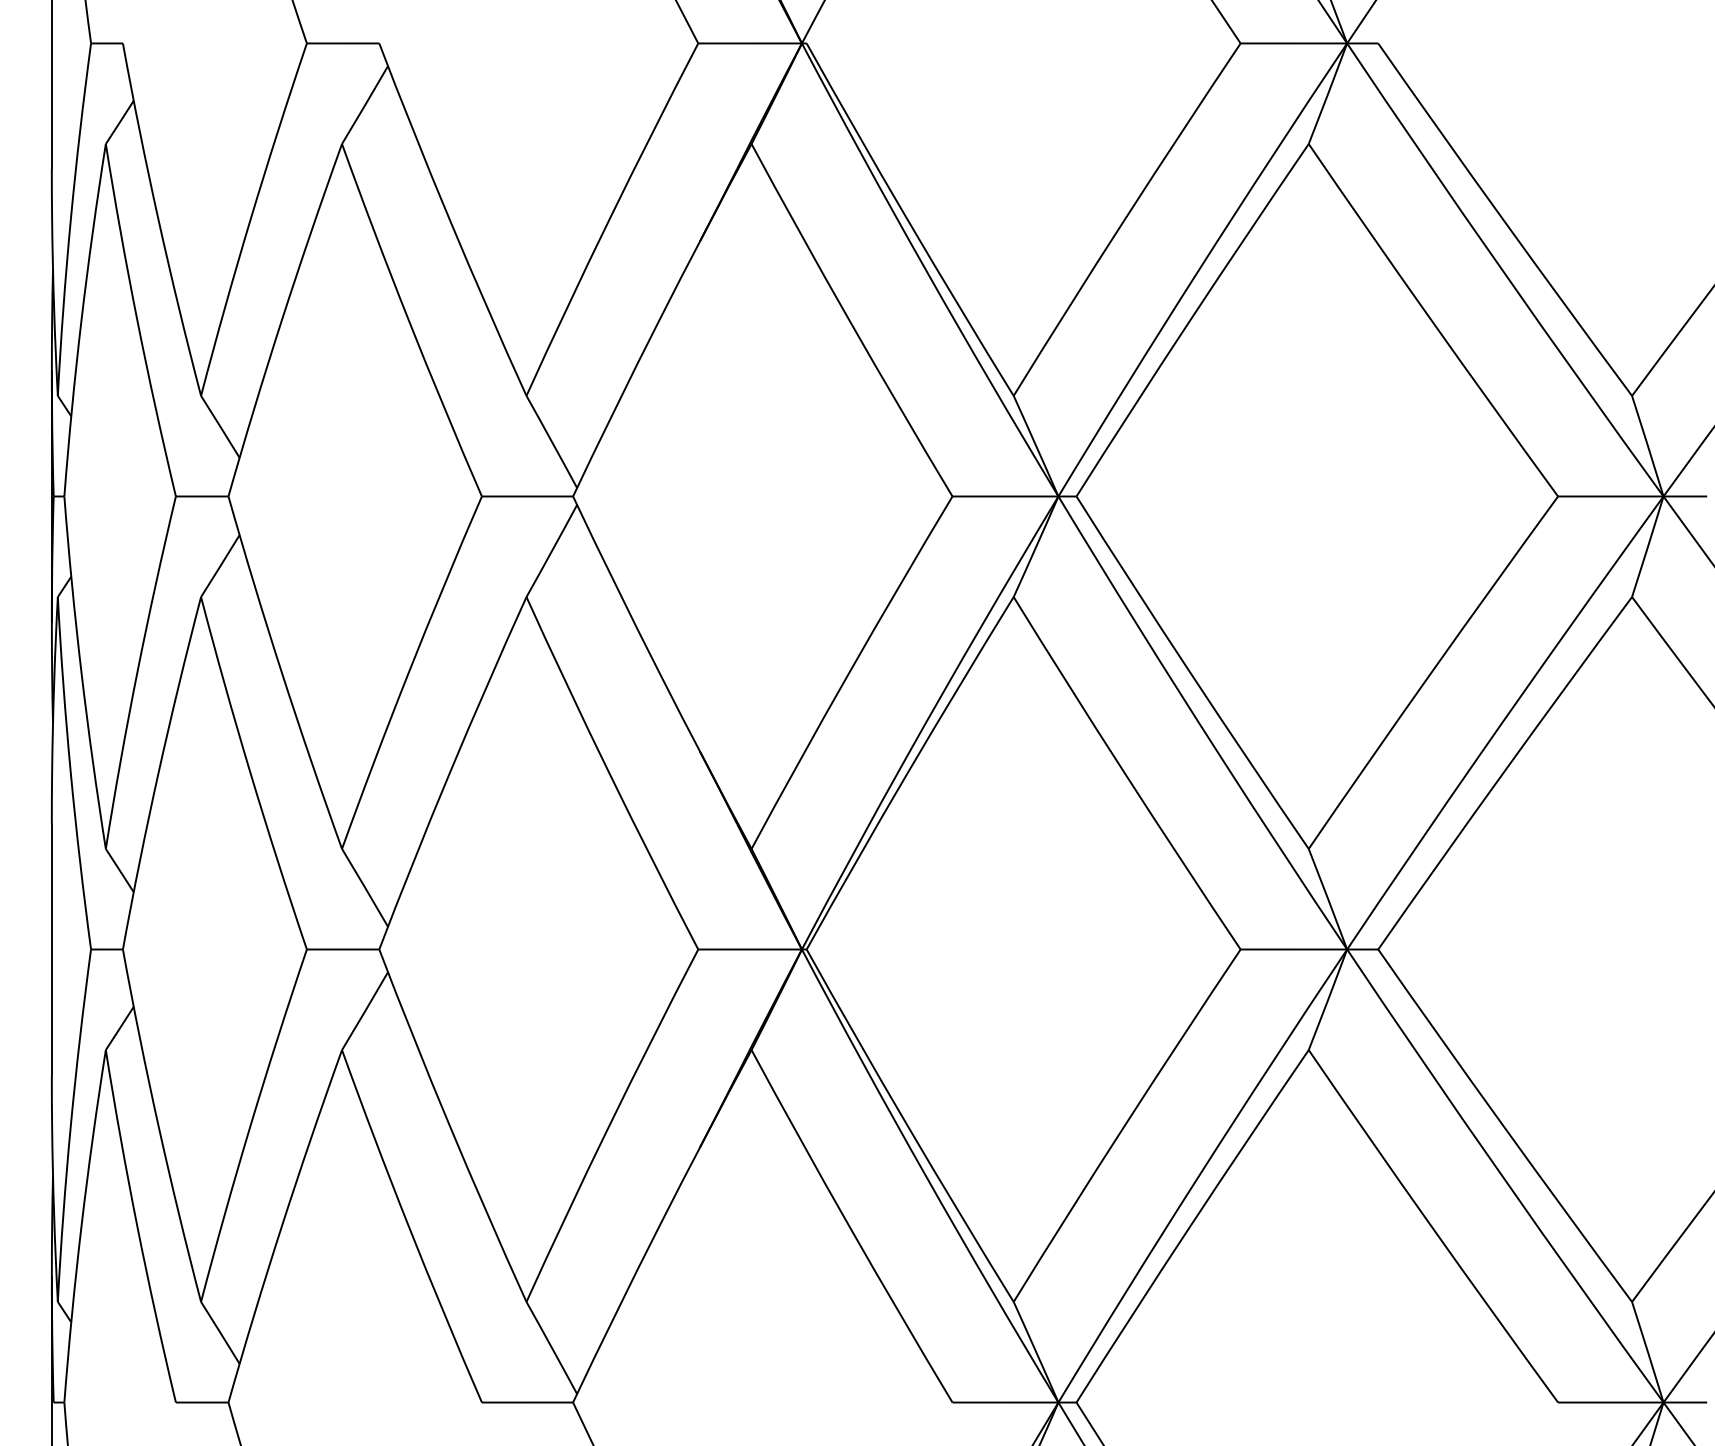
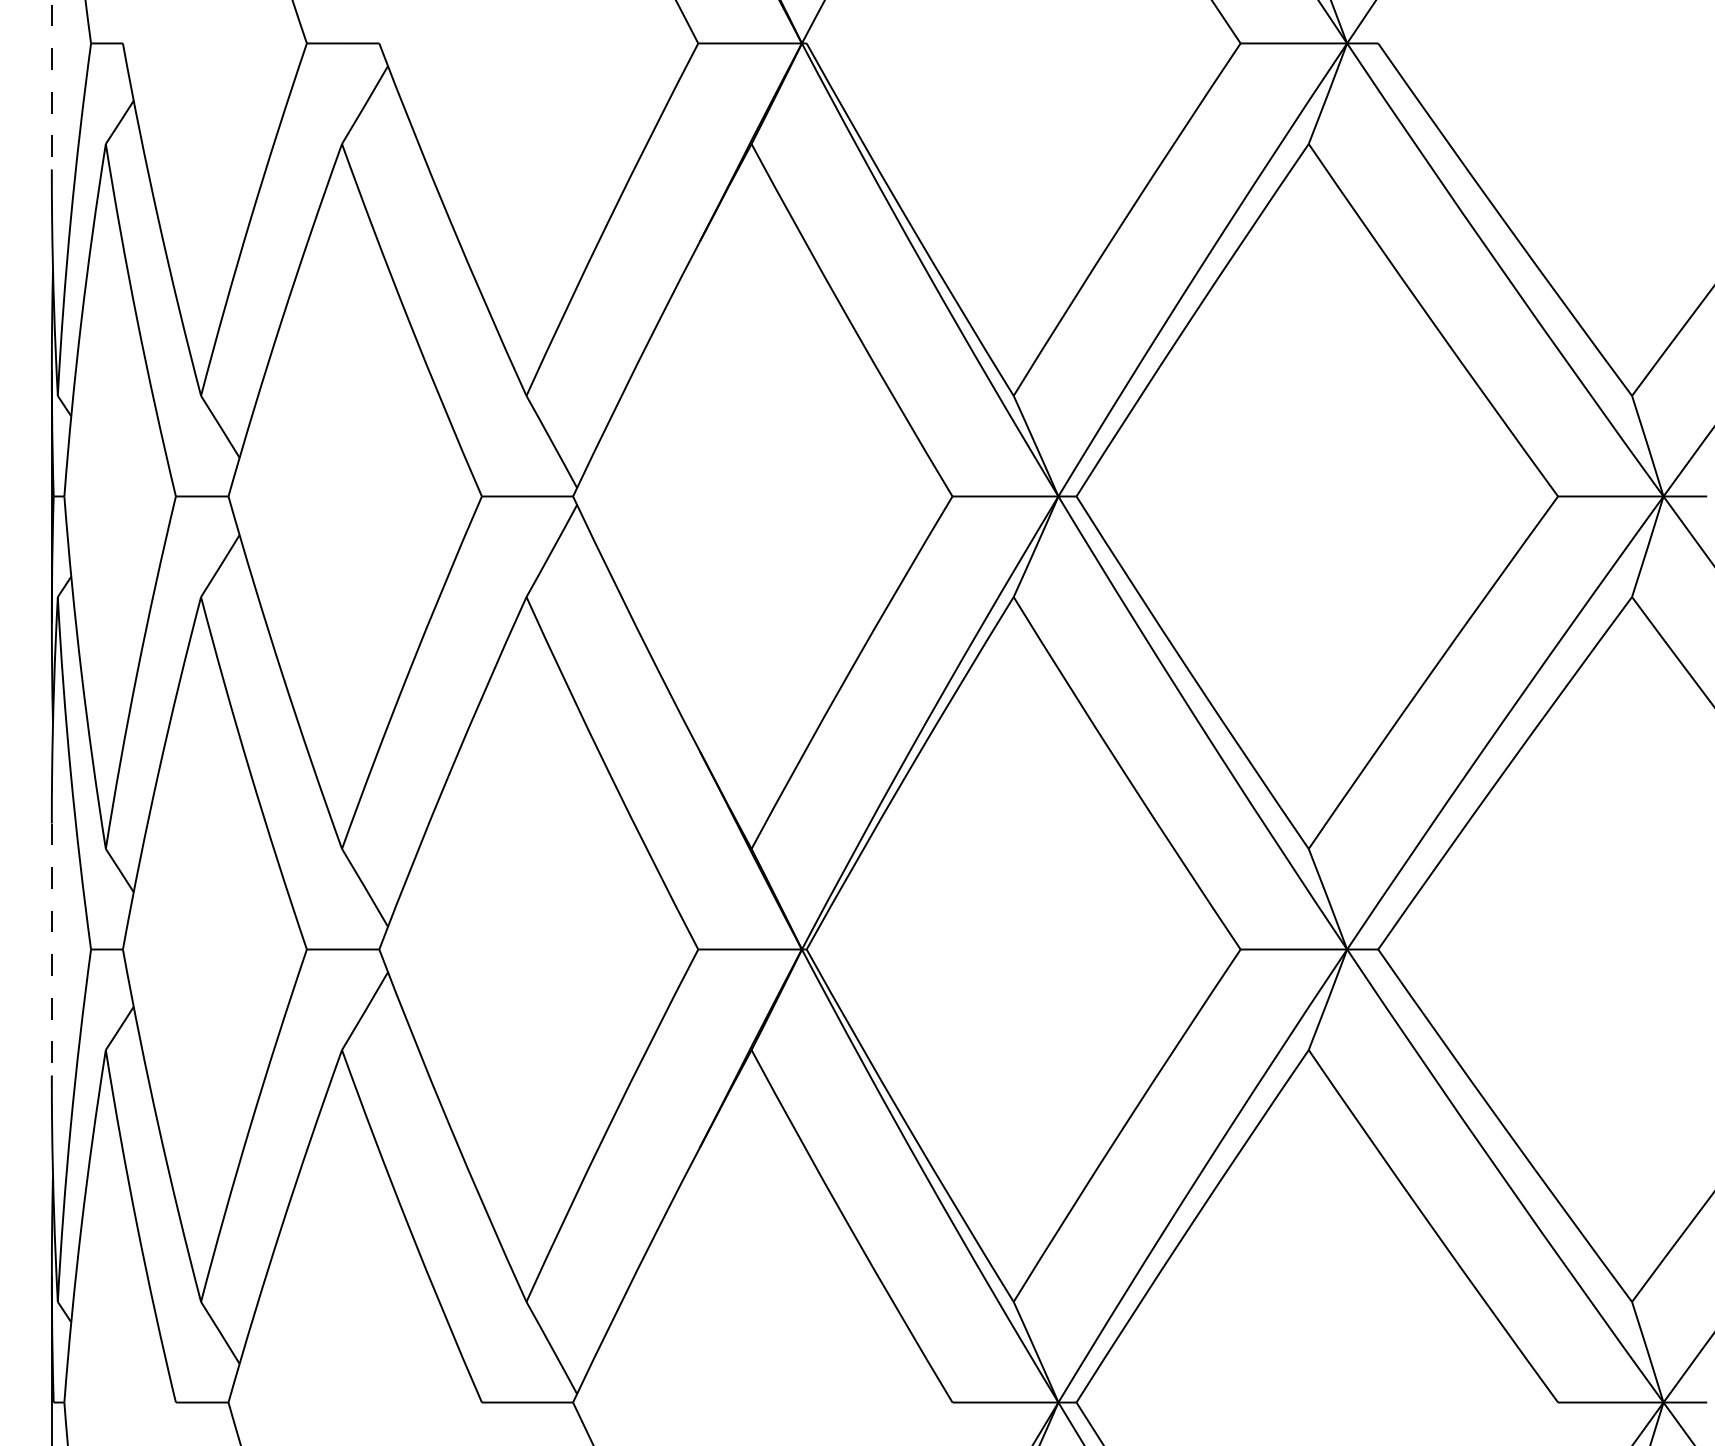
line: solid -> dashed (51, 85)
line: solid -> dashed (51, 949)
